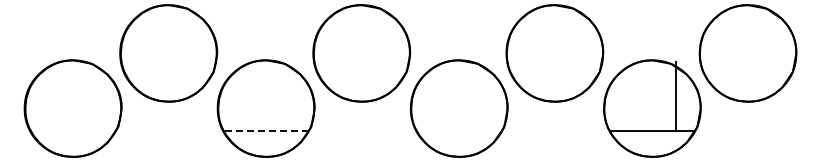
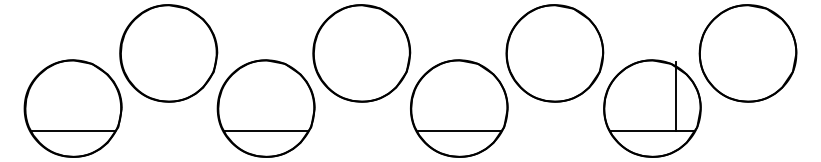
line: none -> present (72, 131)
line: dashed -> solid (266, 131)
line: none -> present (459, 131)
